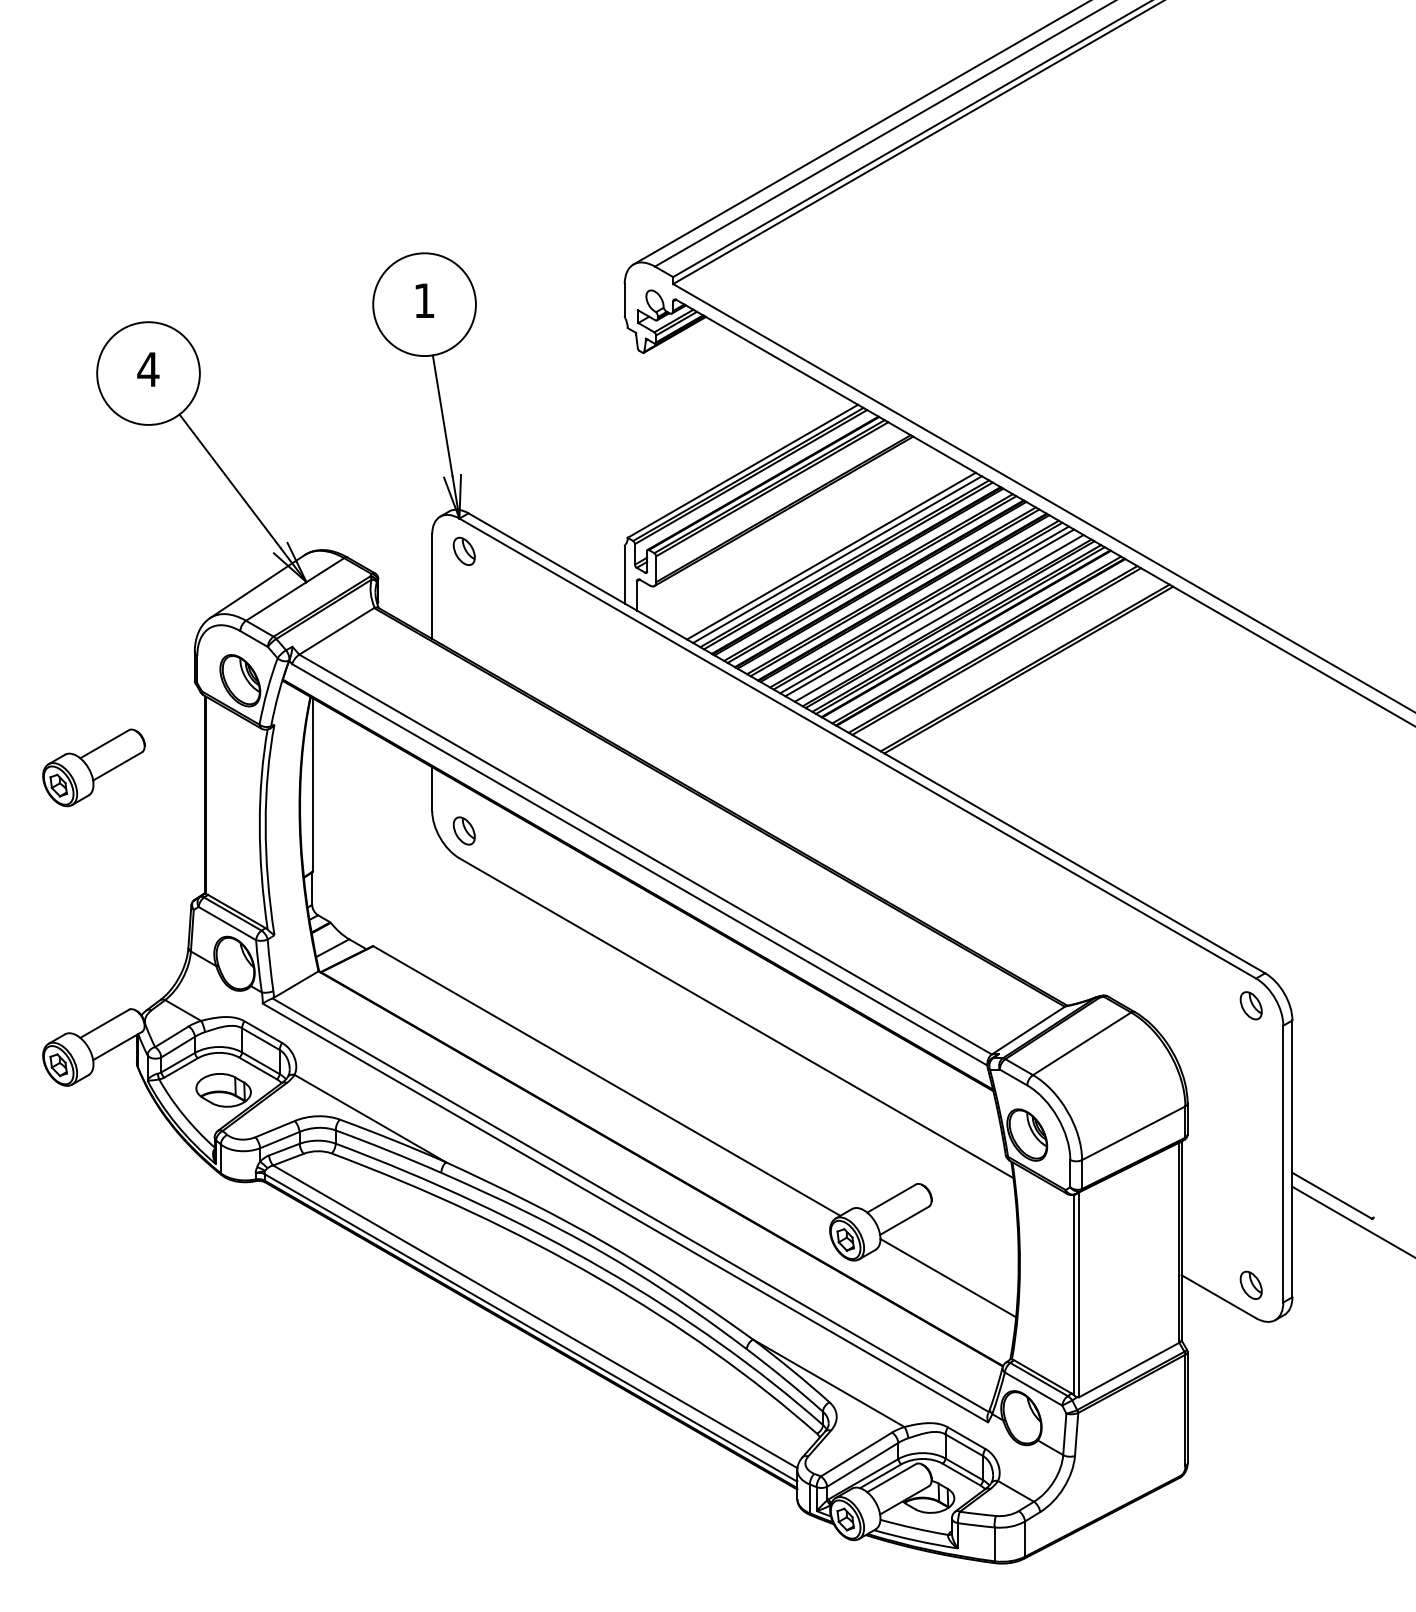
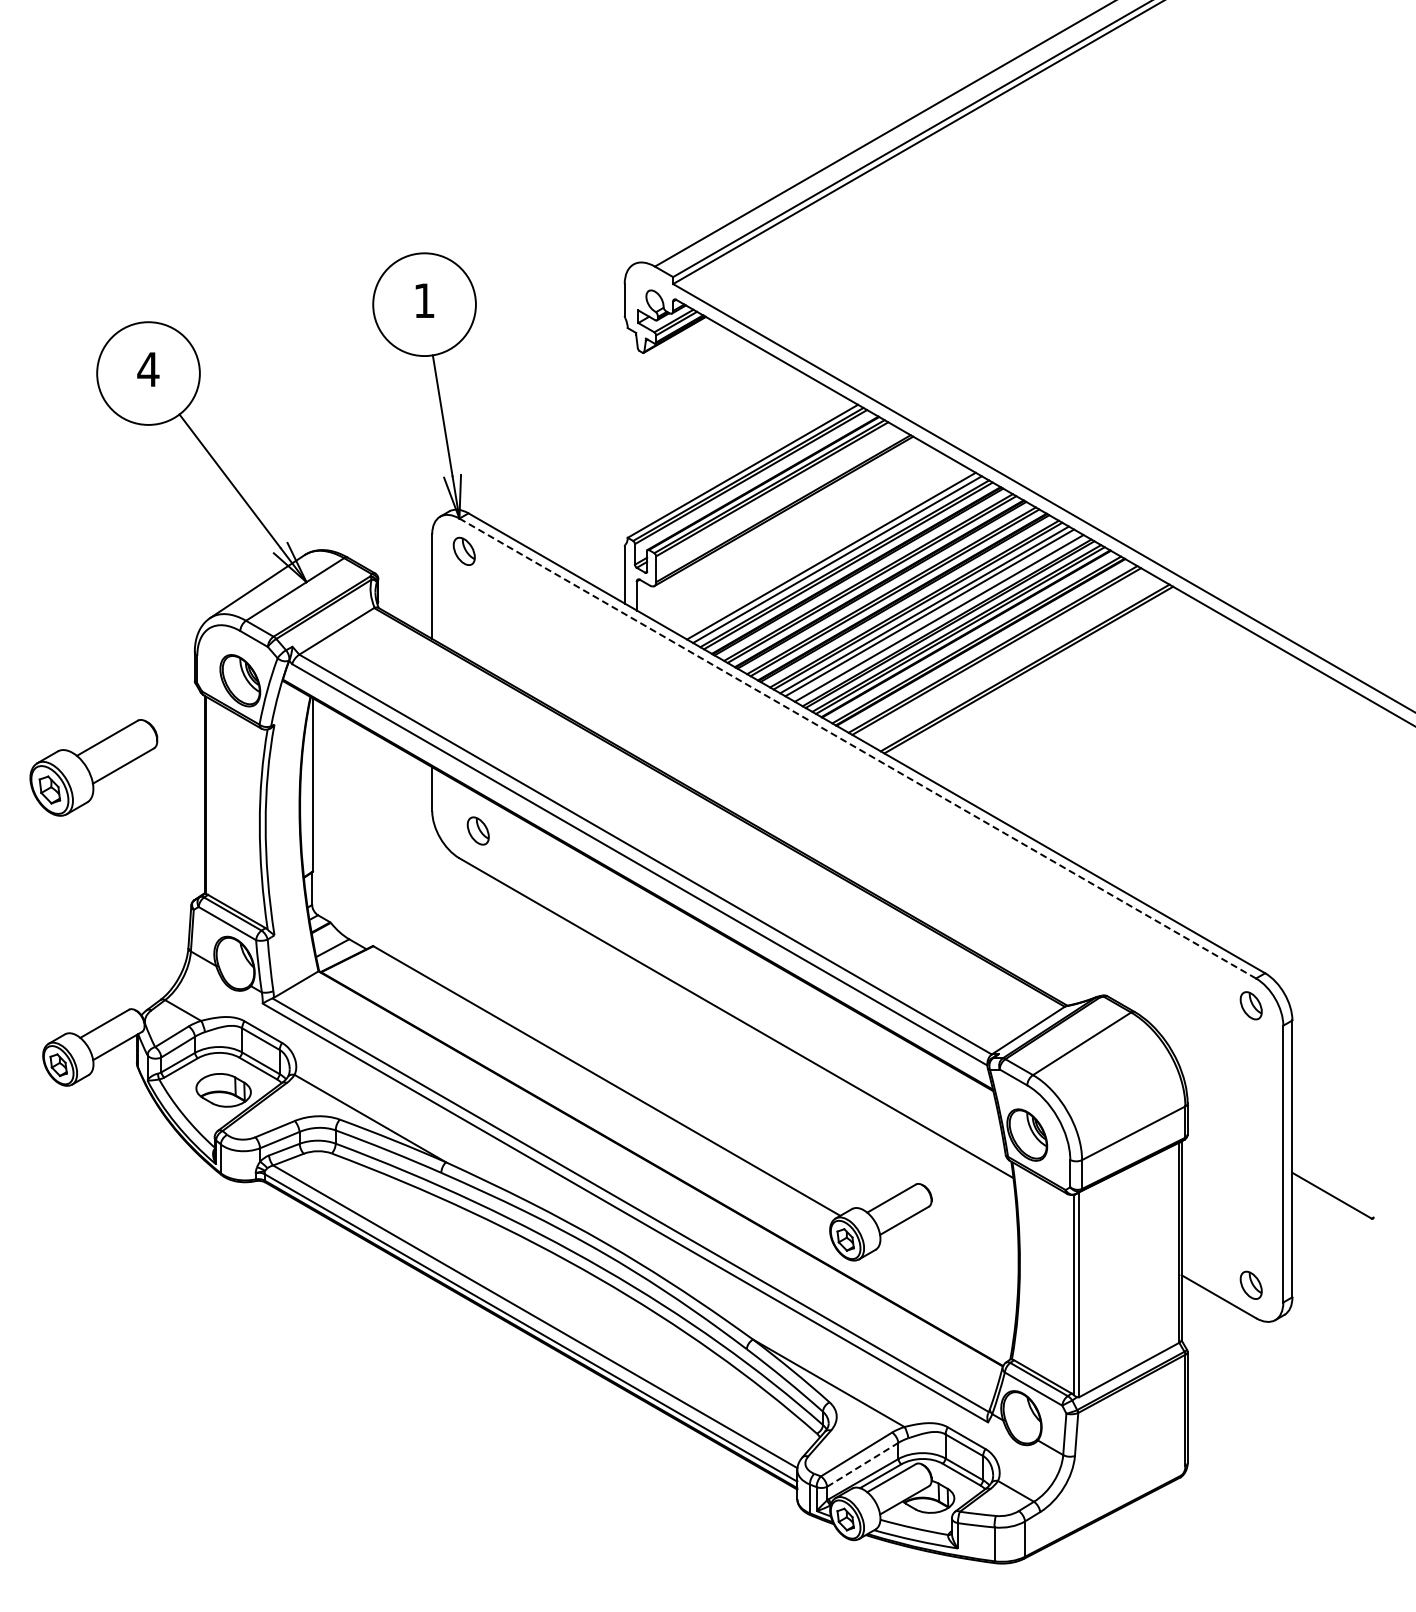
line: present -> none (860, 133)
line: solid -> dashed (857, 748)
part size: 104x80 px -> 130x98 px (93, 767)
part position: (463, 830) -> (477, 830) (477, 830)
line: present -> none (1352, 1221)
line: present -> none (948, 1277)
line: solid -> dashed (862, 1464)
